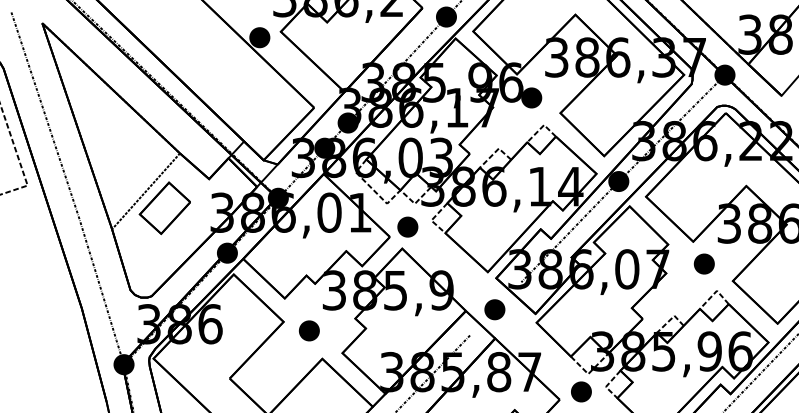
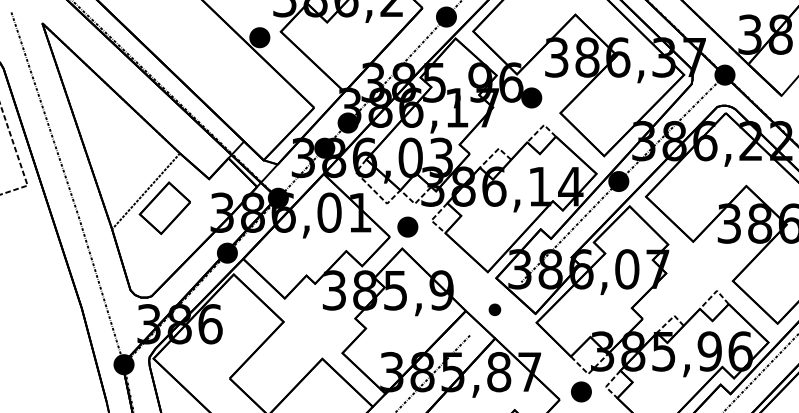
part: present -> none (703, 263)
part size: 22x22 px -> 14x13 px (494, 309)
part: present -> none (309, 330)
